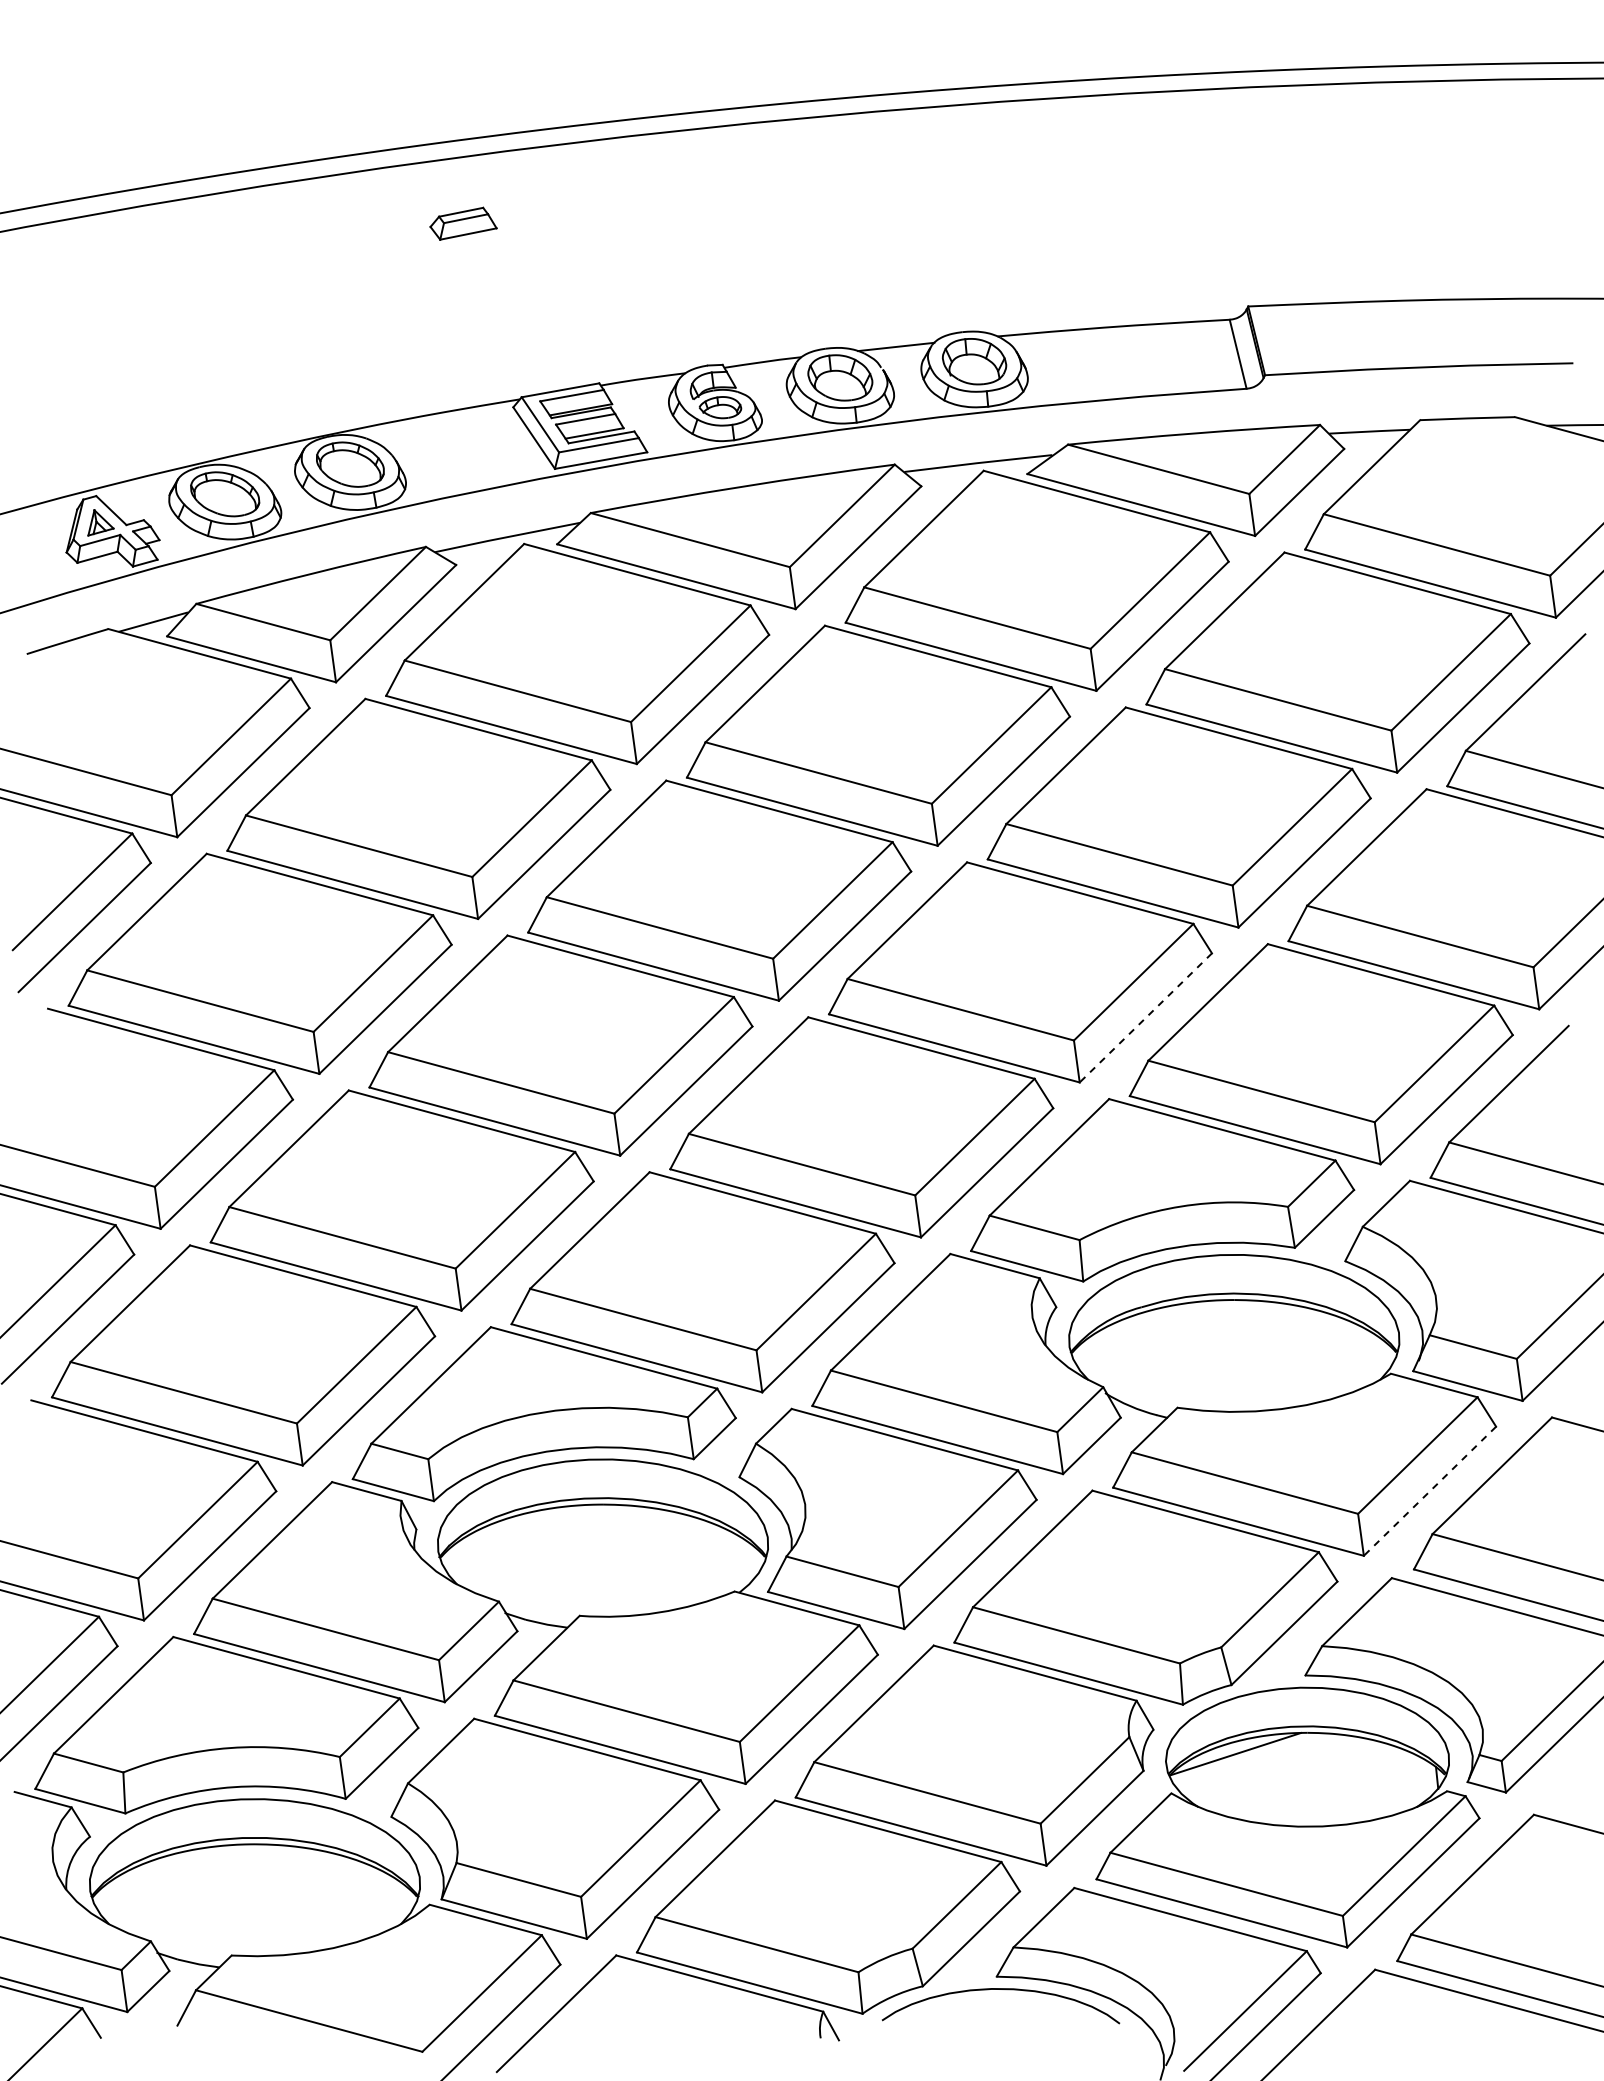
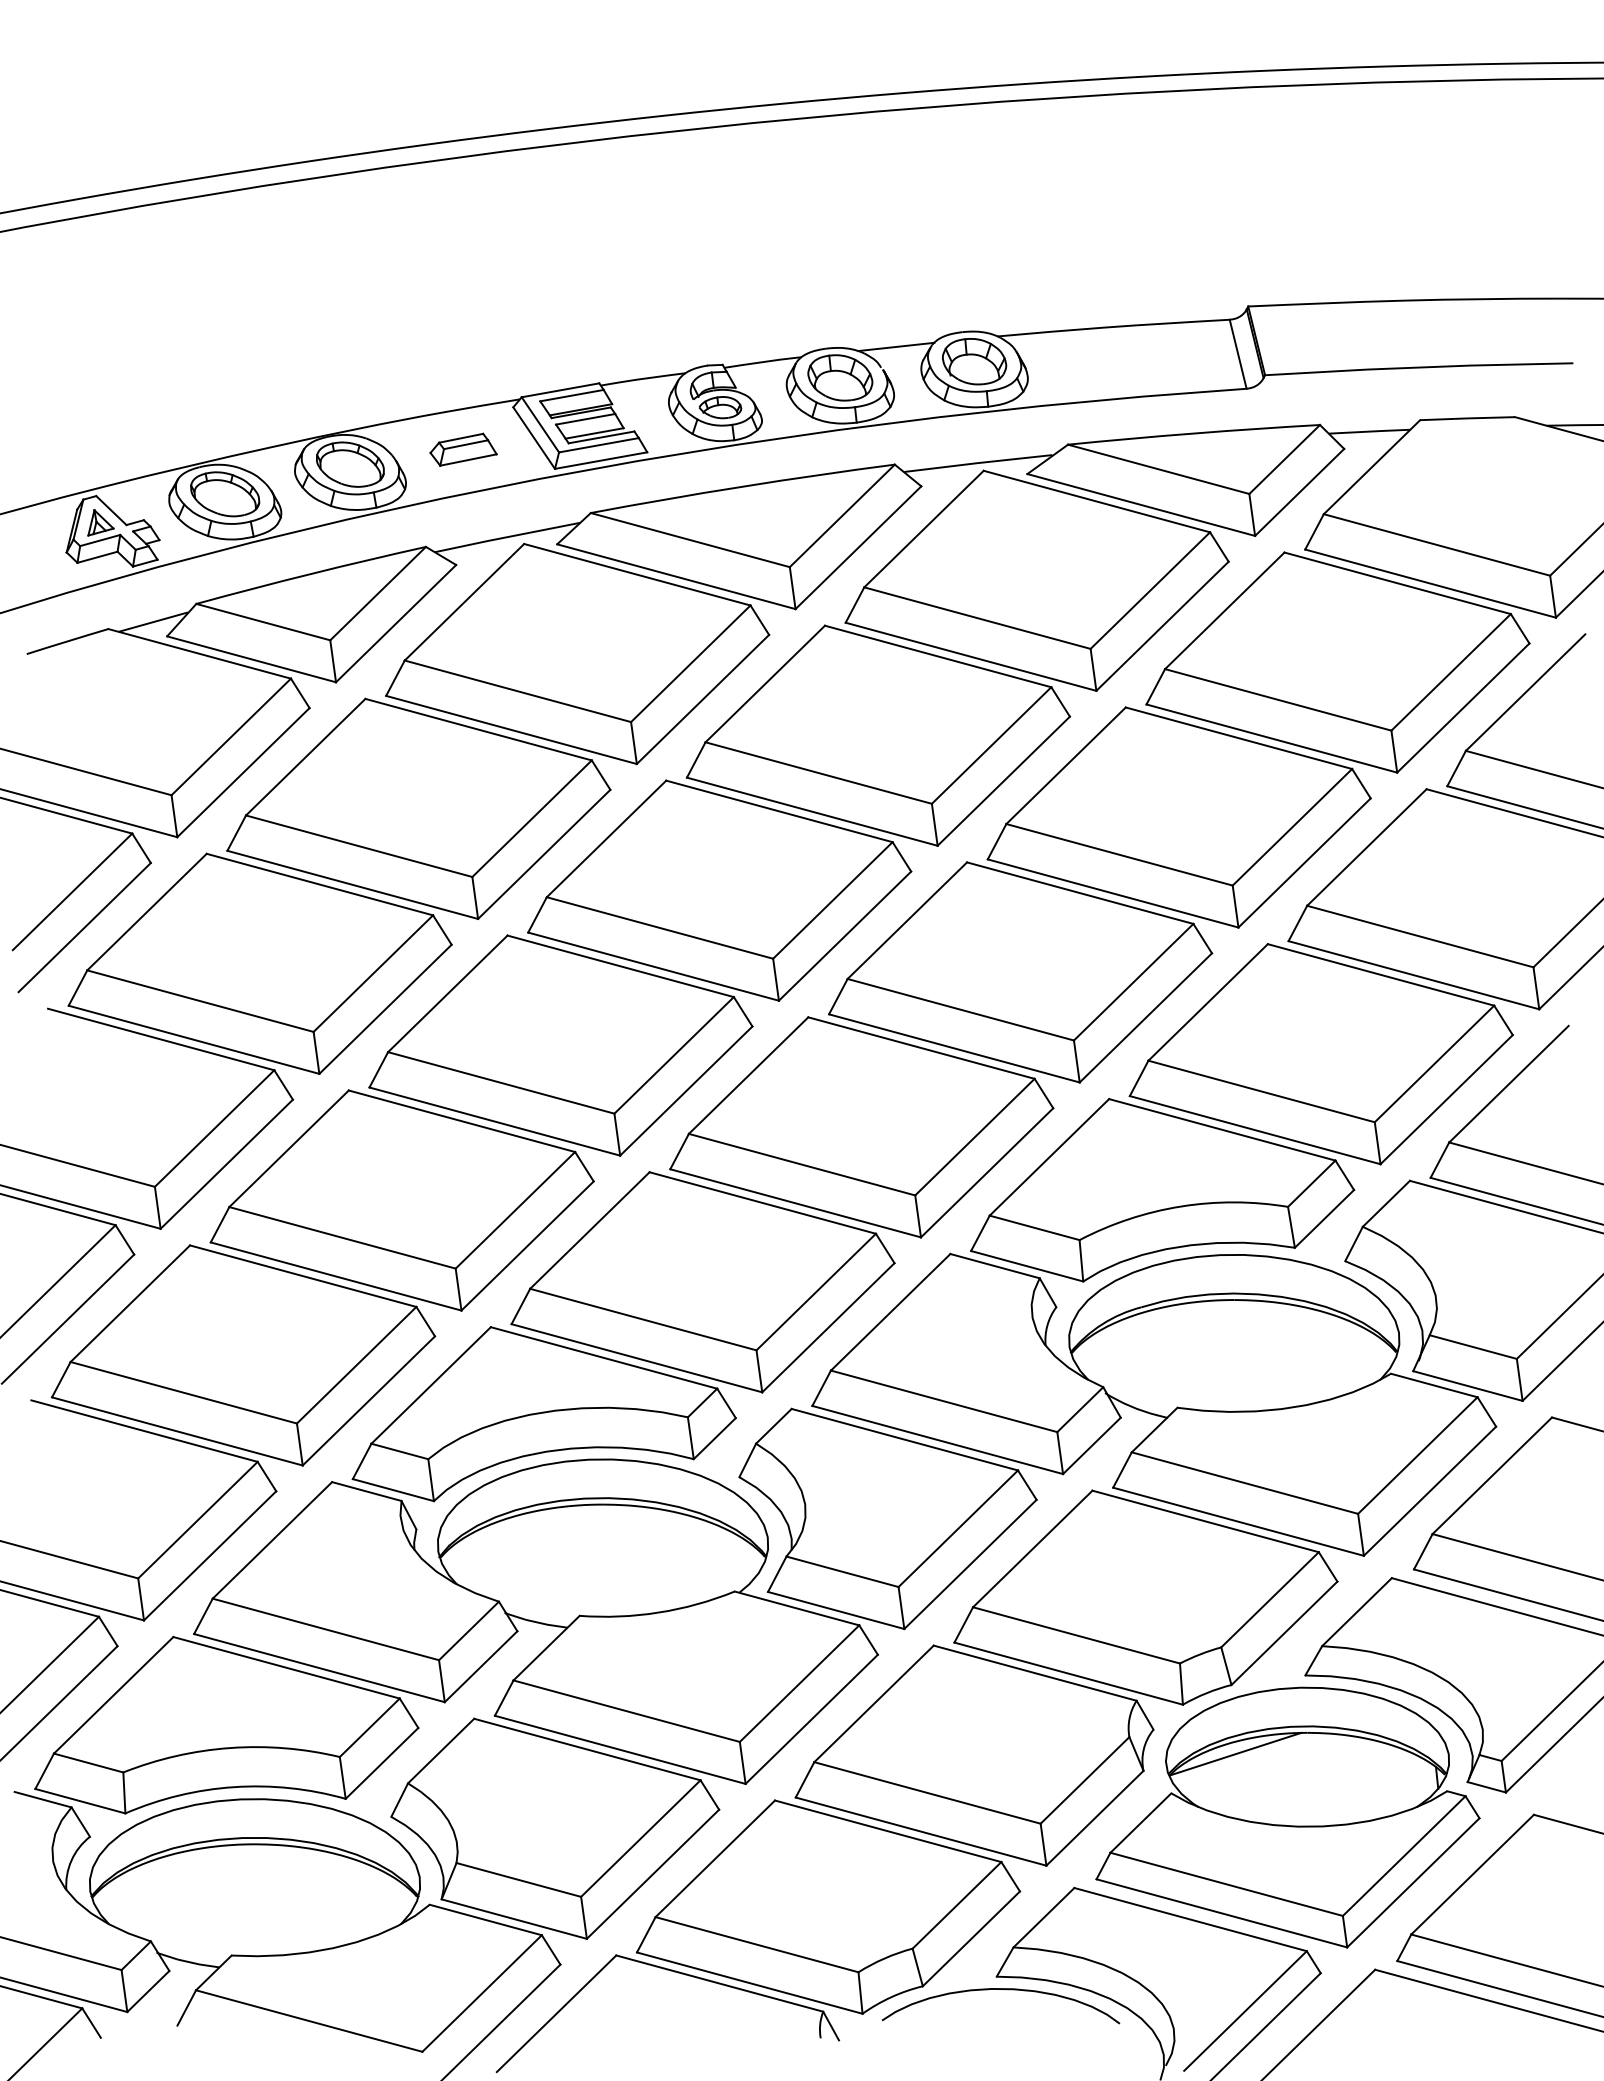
part position: (463, 223) -> (463, 449) (463, 449)
line: dashed -> solid (1145, 1018)
line: dashed -> solid (1429, 1491)
